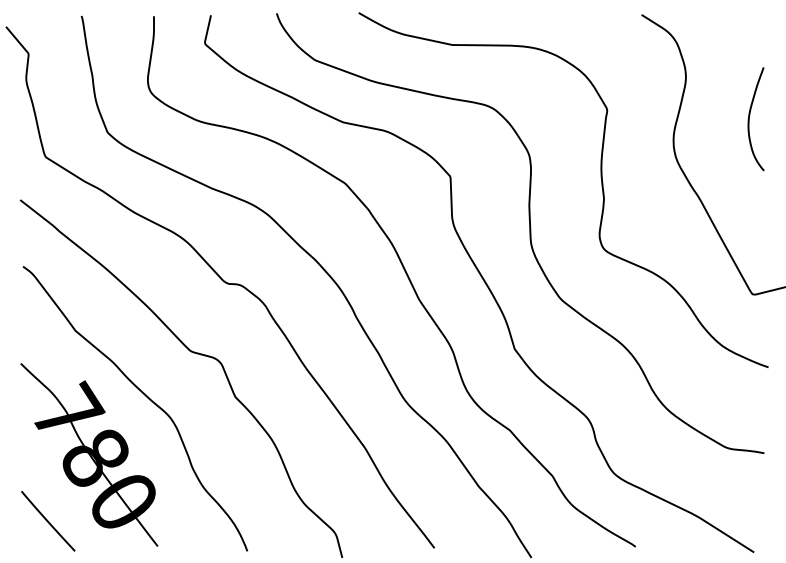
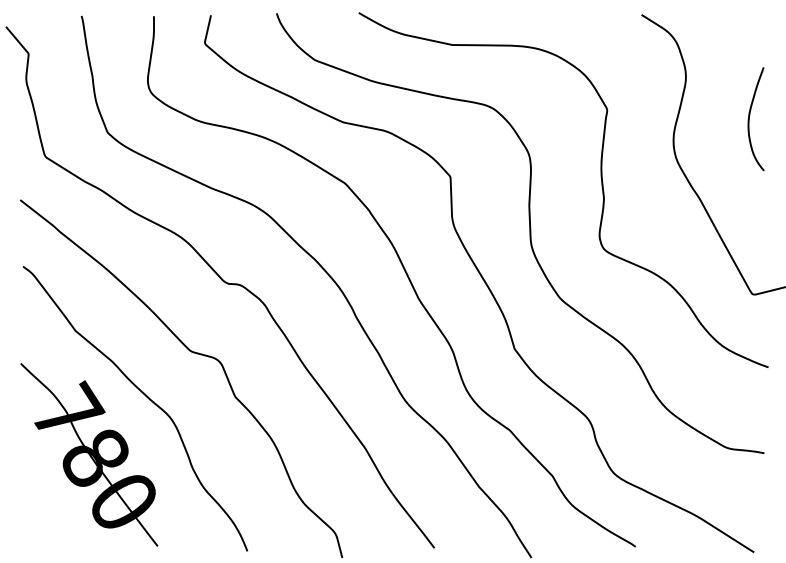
line: present -> none (48, 521)
